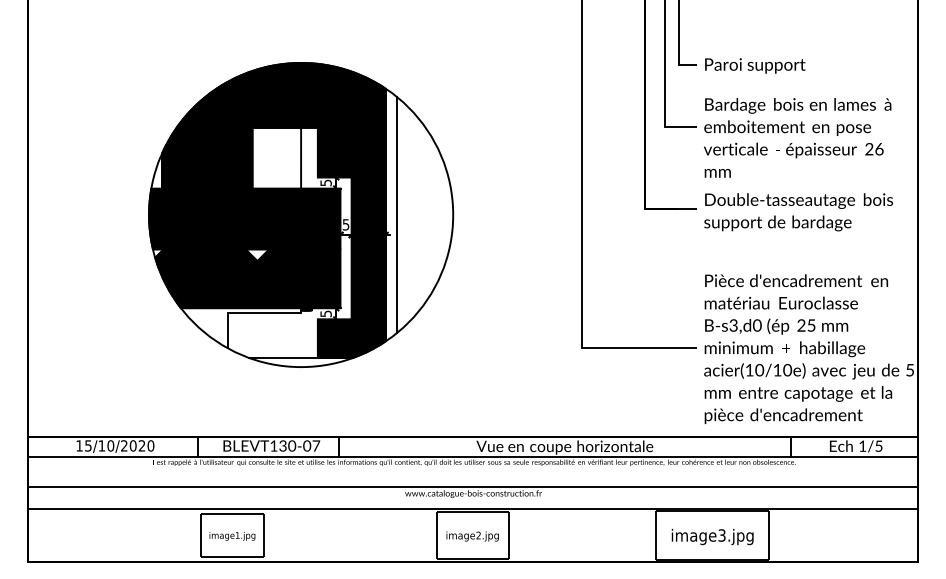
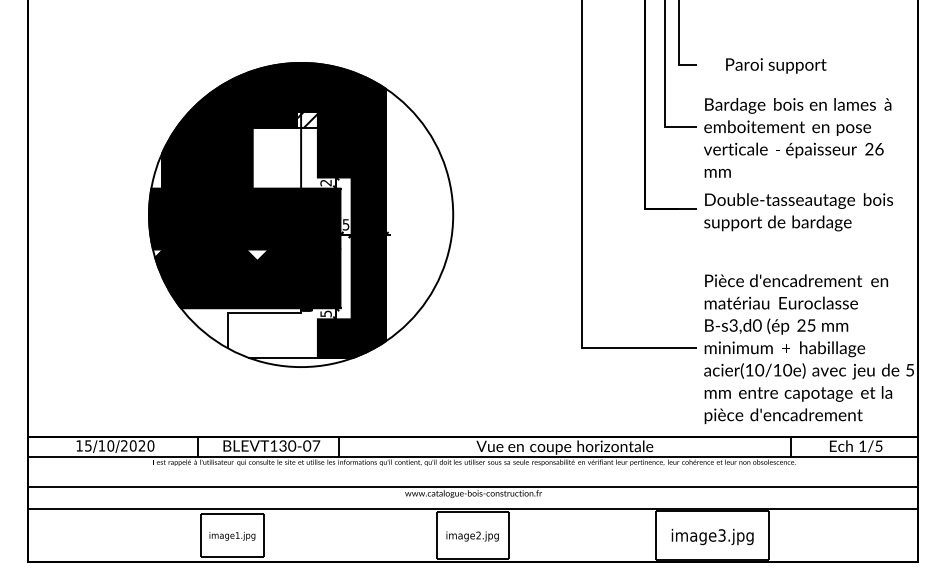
text position: (755, 65) -> (776, 65) (776, 65)
fill: present -> none (306, 119)
text: 5 -> 2 (325, 182)
line: present -> none (396, 214)
